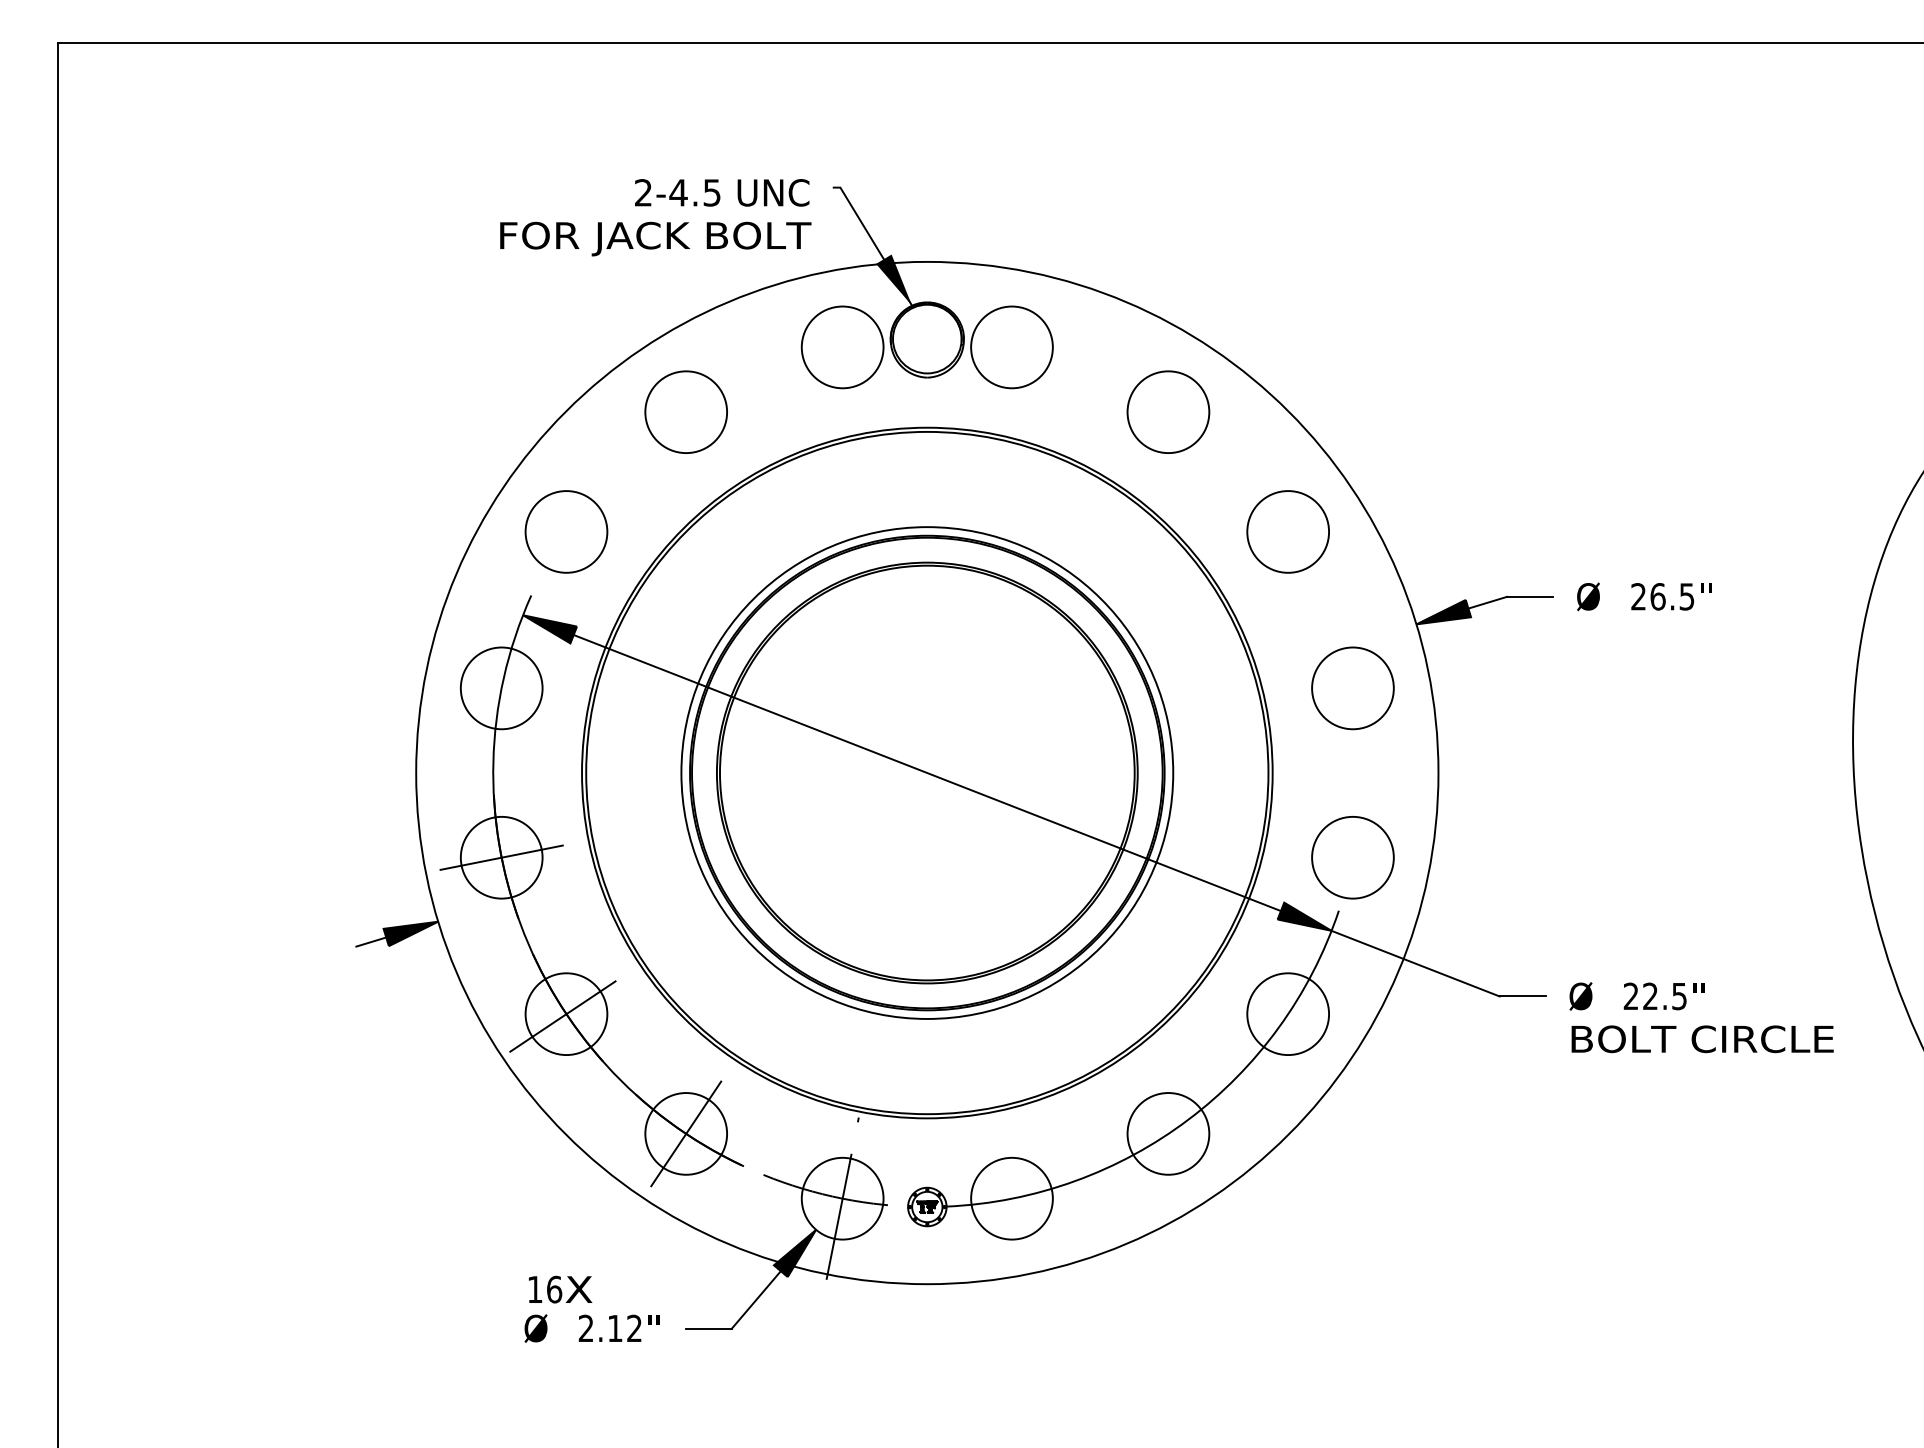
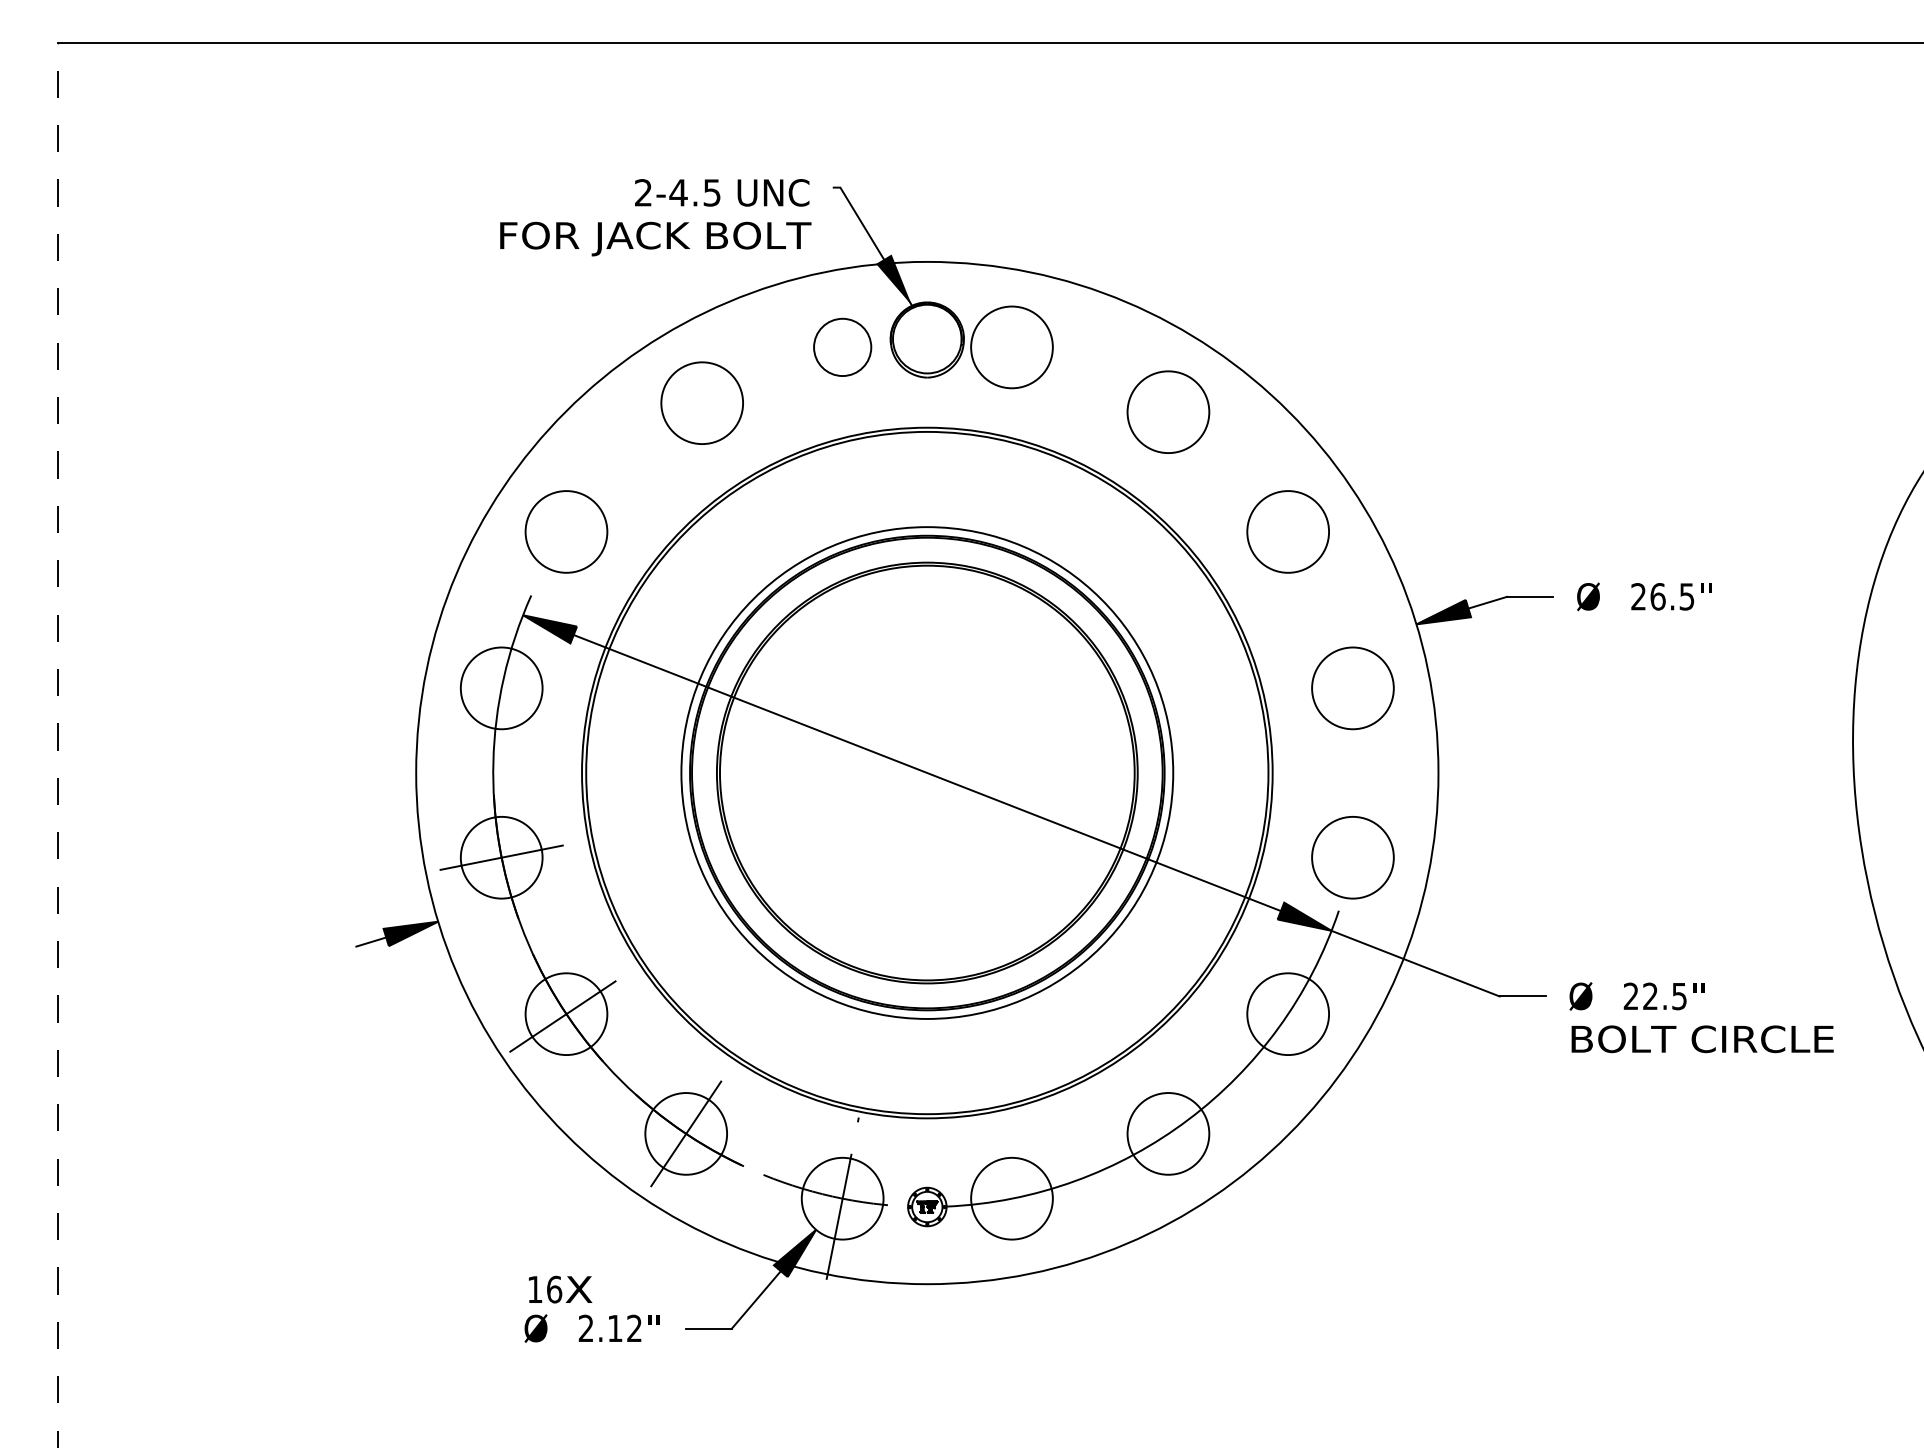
circle diameter: 82 px -> 57 px (842, 347)
circle position: (685, 411) -> (701, 402) (701, 402)
line: solid -> dashed (57, 745)
